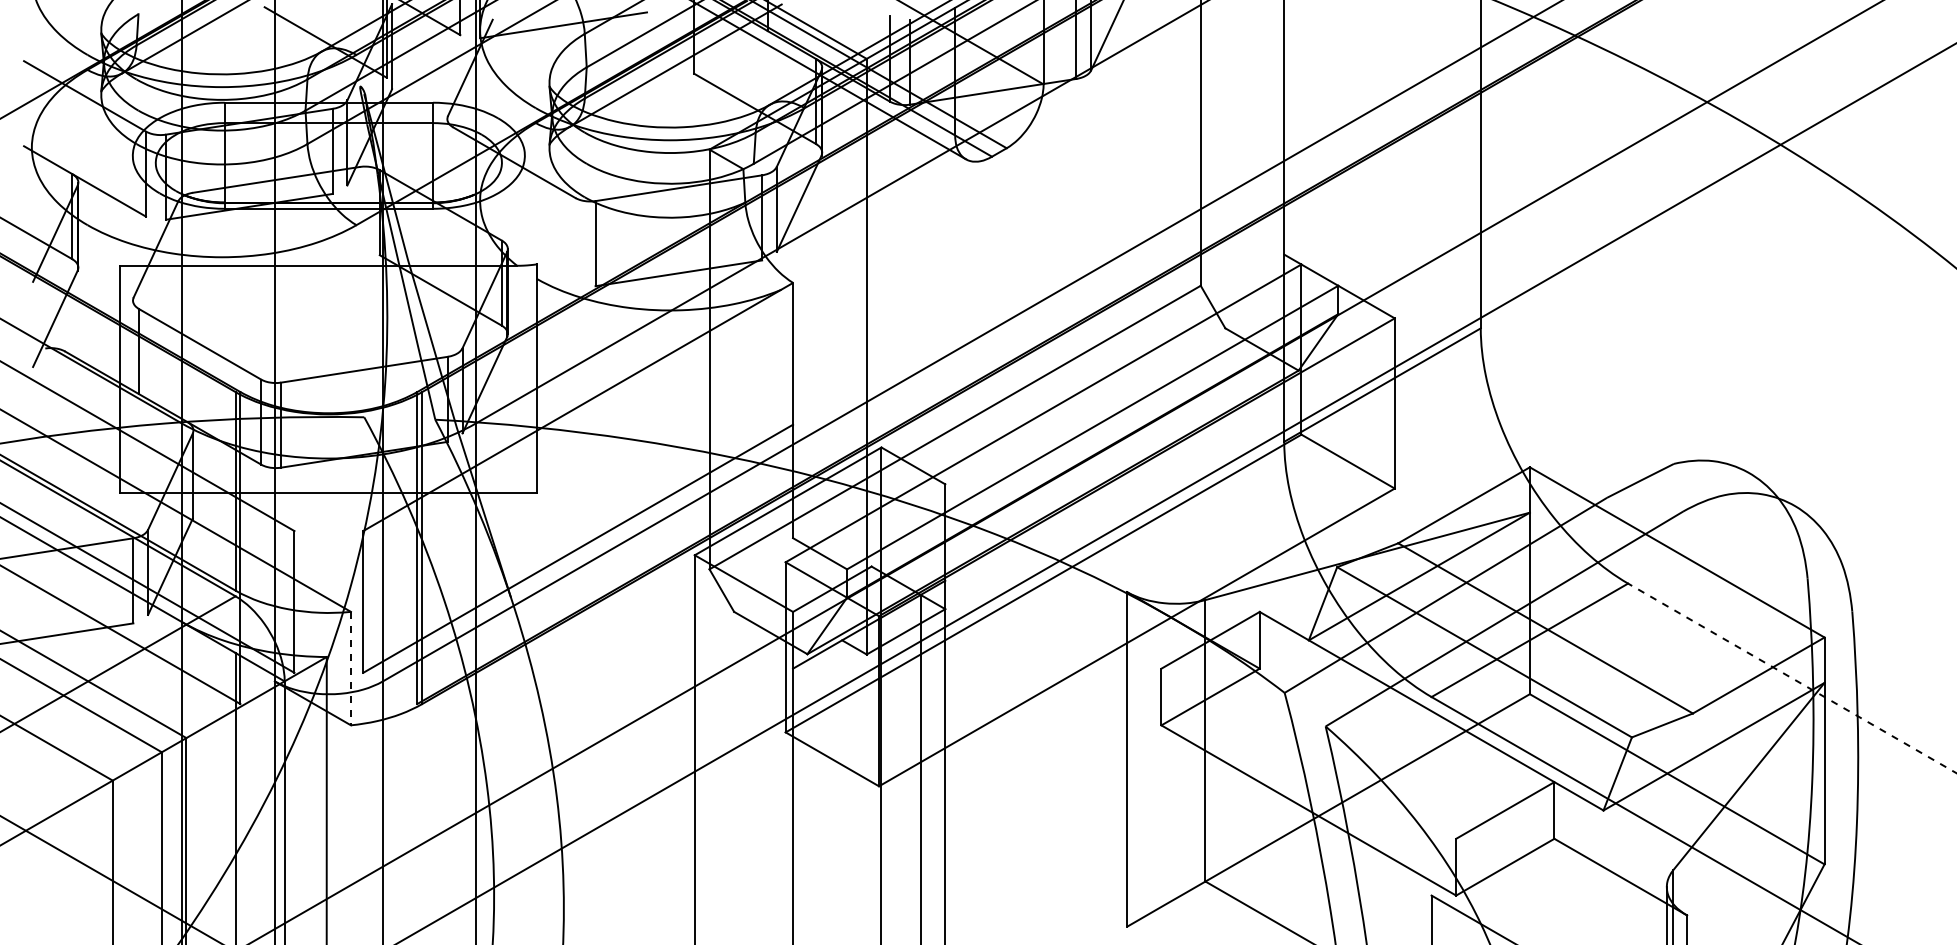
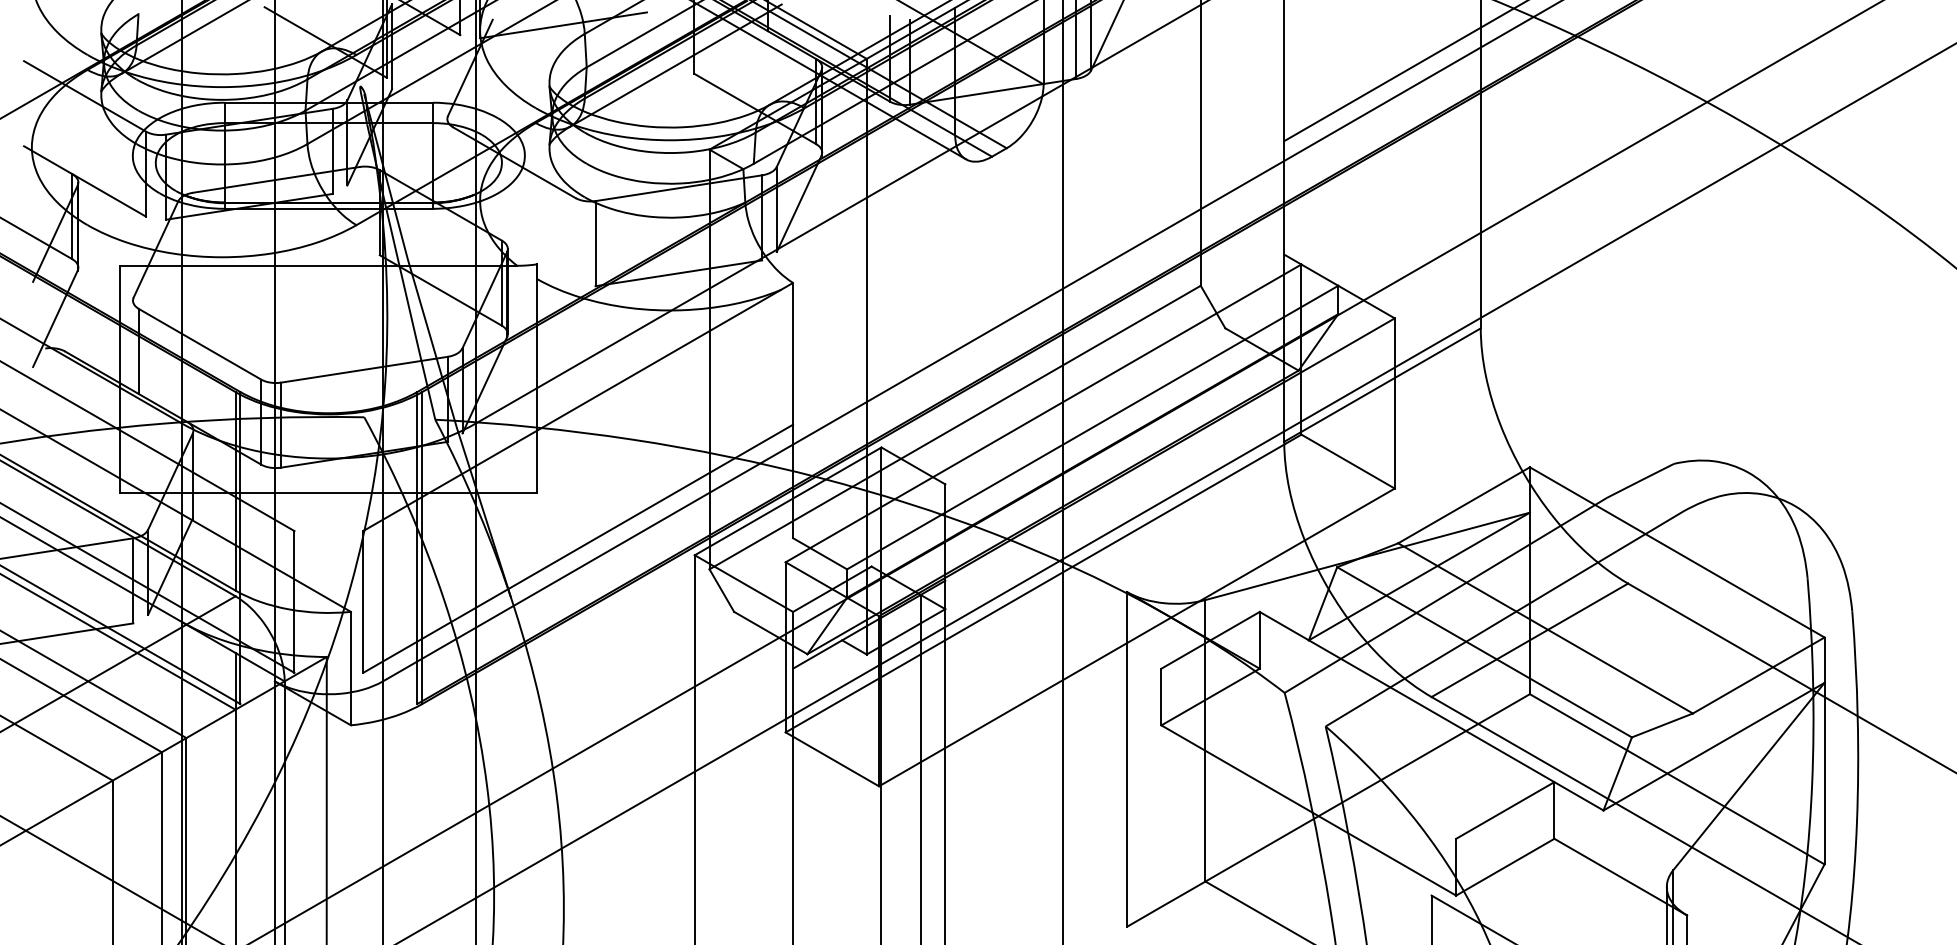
line: none -> present (1404, 71)
line: none -> present (1063, 471)
line: none -> present (118, 642)
line: dashed -> solid (350, 668)
line: dashed -> solid (1791, 678)
